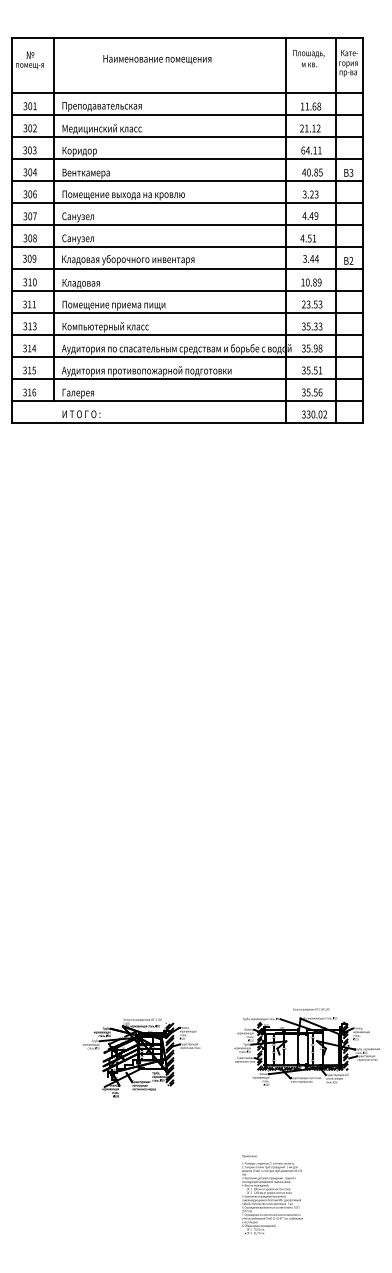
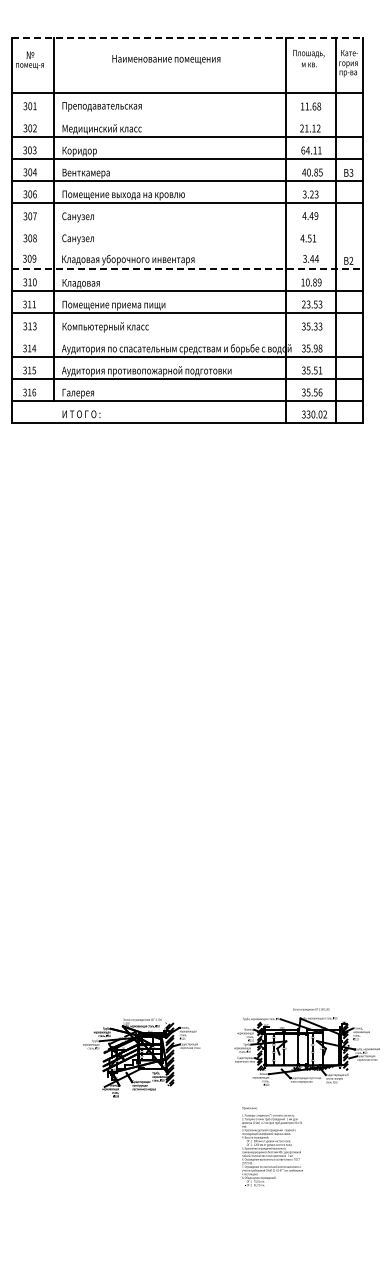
line: solid -> dashed (187, 38)
text position: (157, 59) -> (166, 59) (166, 59)
line: present -> none (187, 115)
line: present -> none (187, 225)
line: present -> none (187, 247)
line: solid -> dashed (187, 269)
line: present -> none (187, 335)
hatch: present -> none (280, 1068)
hatch: present -> none (332, 1068)
text position: (272, 1194) -> (272, 1146) (272, 1146)
